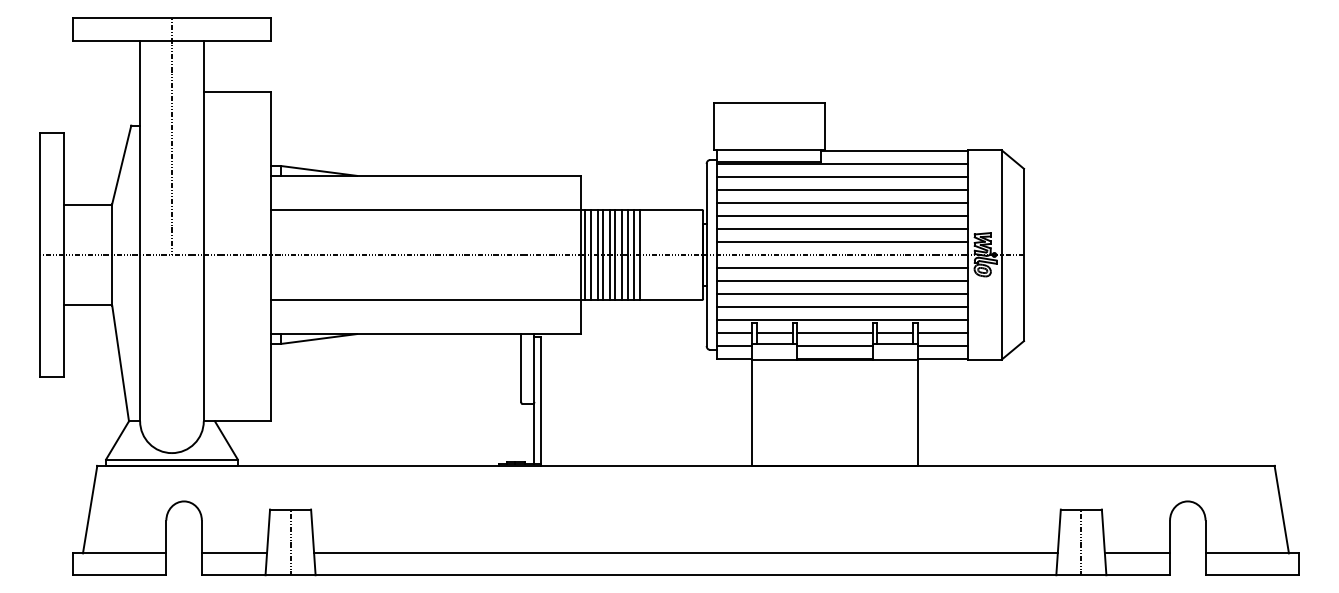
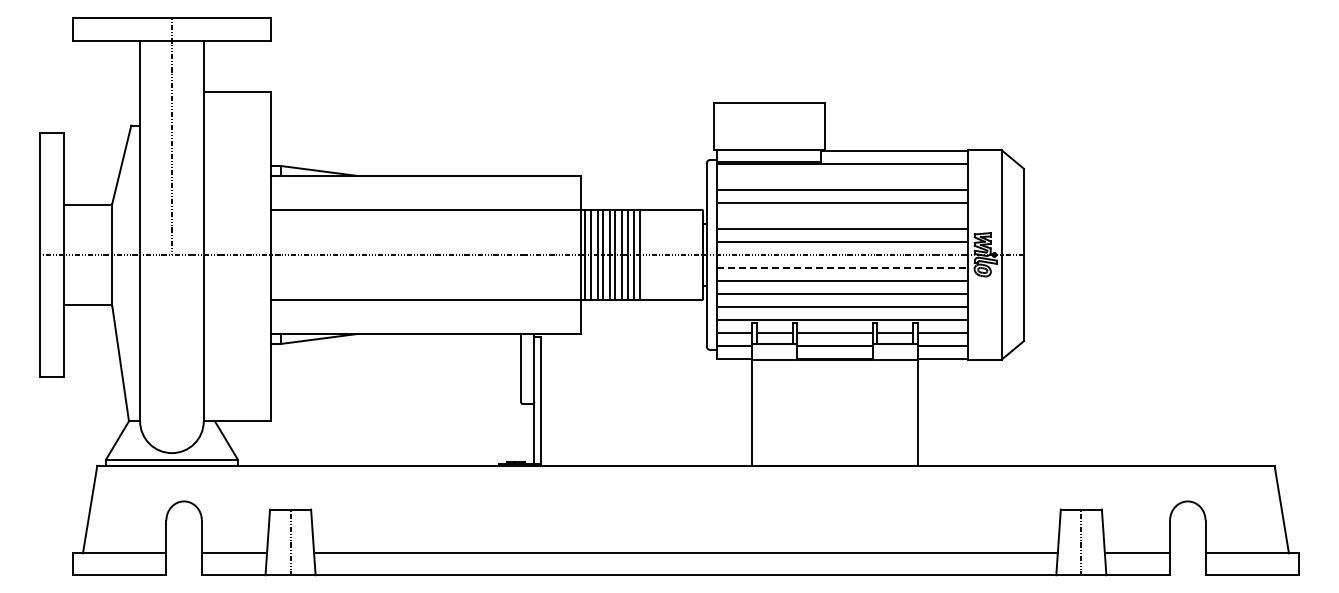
line: present -> none (842, 177)
line: present -> none (842, 216)
line: solid -> dashed (843, 267)
